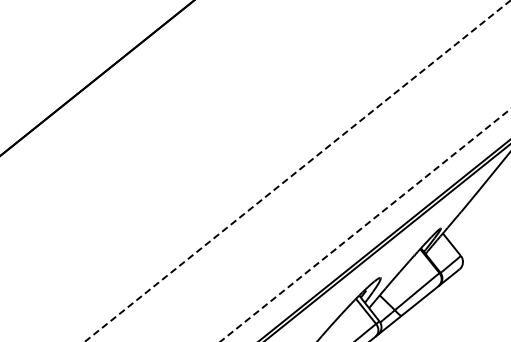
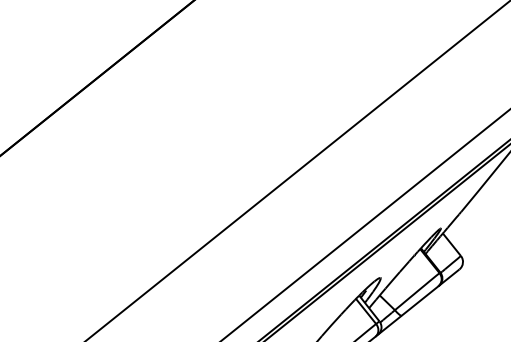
line: dashed -> solid (298, 170)
line: dashed -> solid (365, 225)
